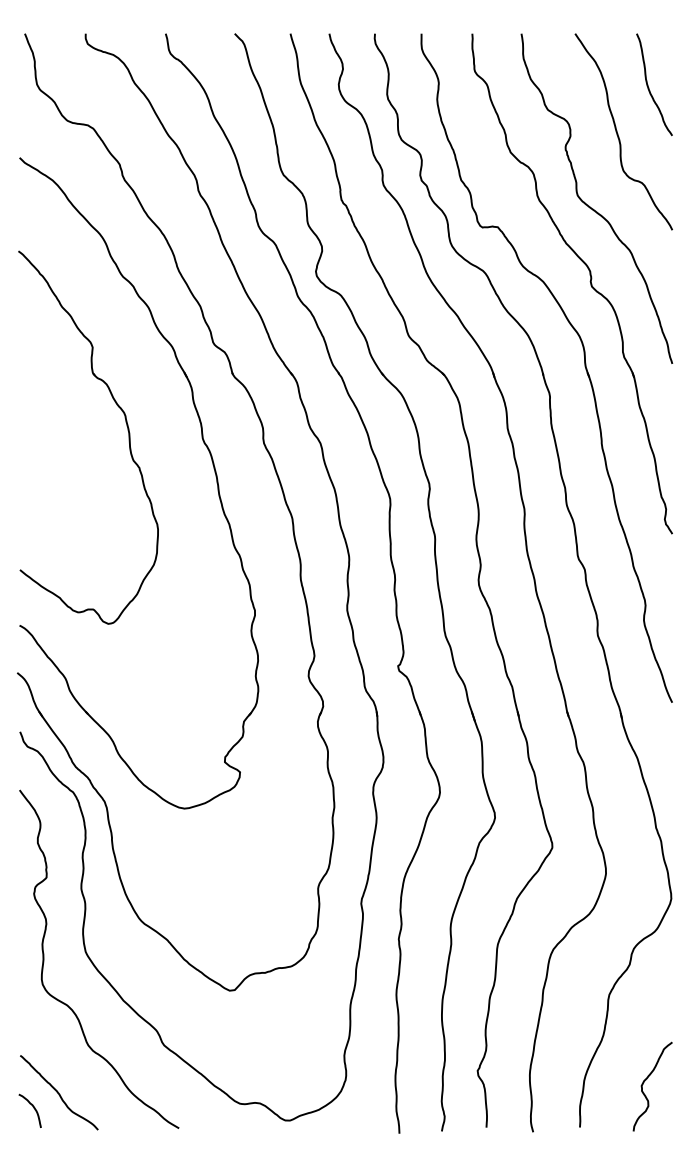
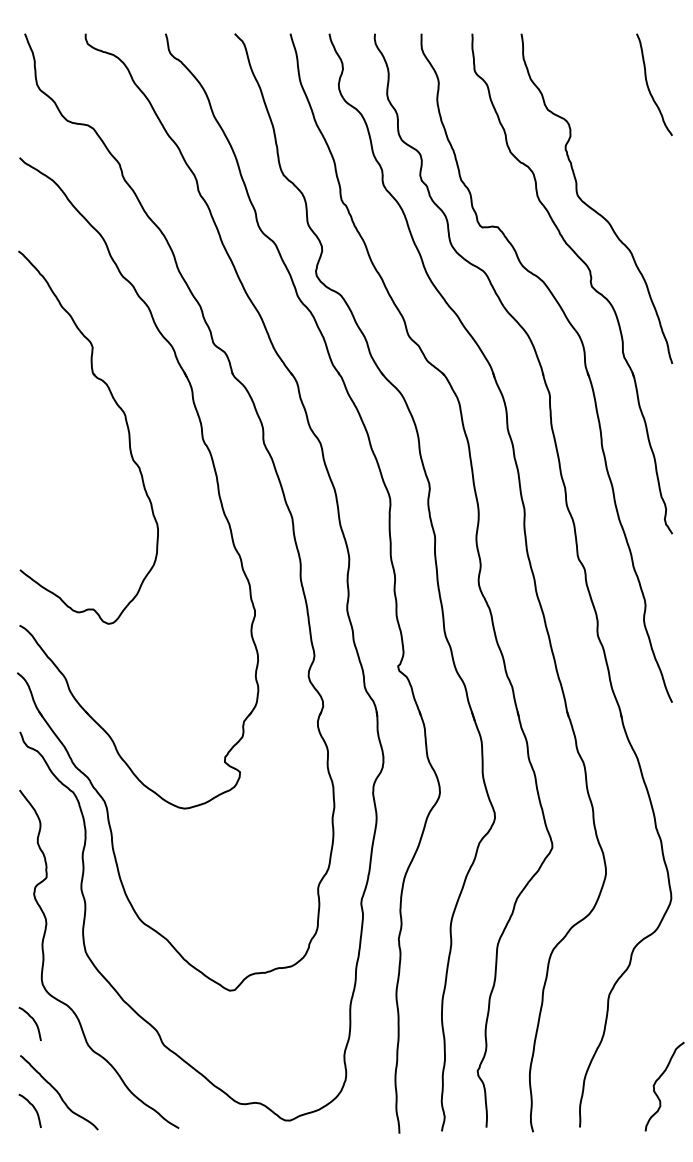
curve: present -> none (618, 133)
curve: none -> present (33, 1021)
curve position: (646, 1080) -> (658, 1080) (658, 1080)
